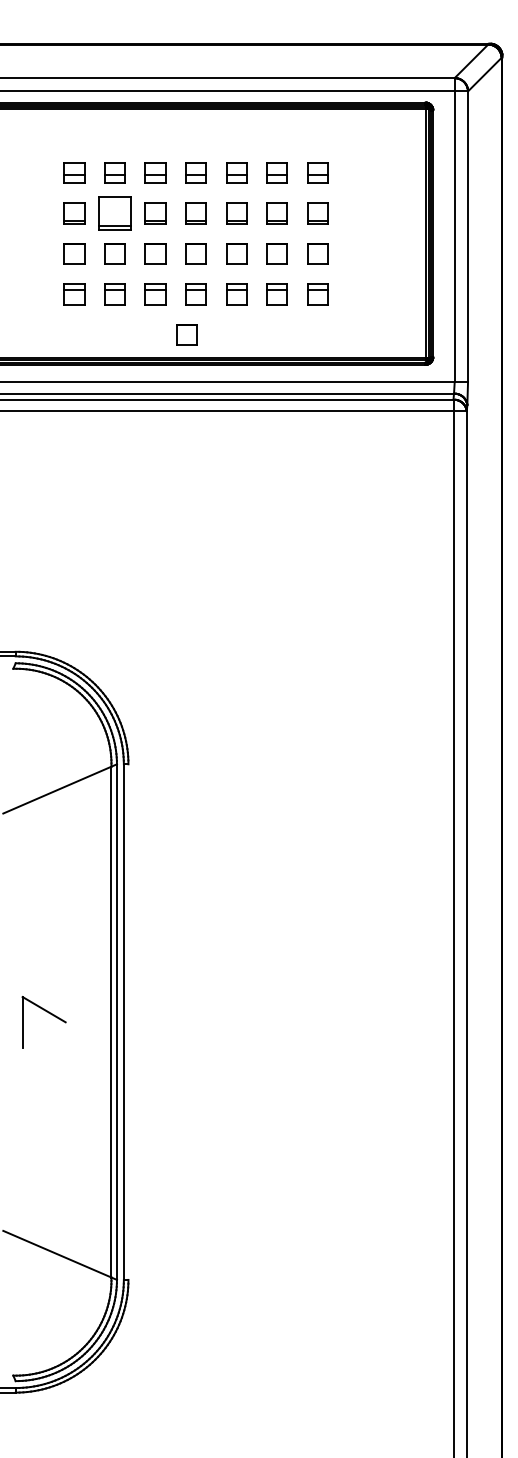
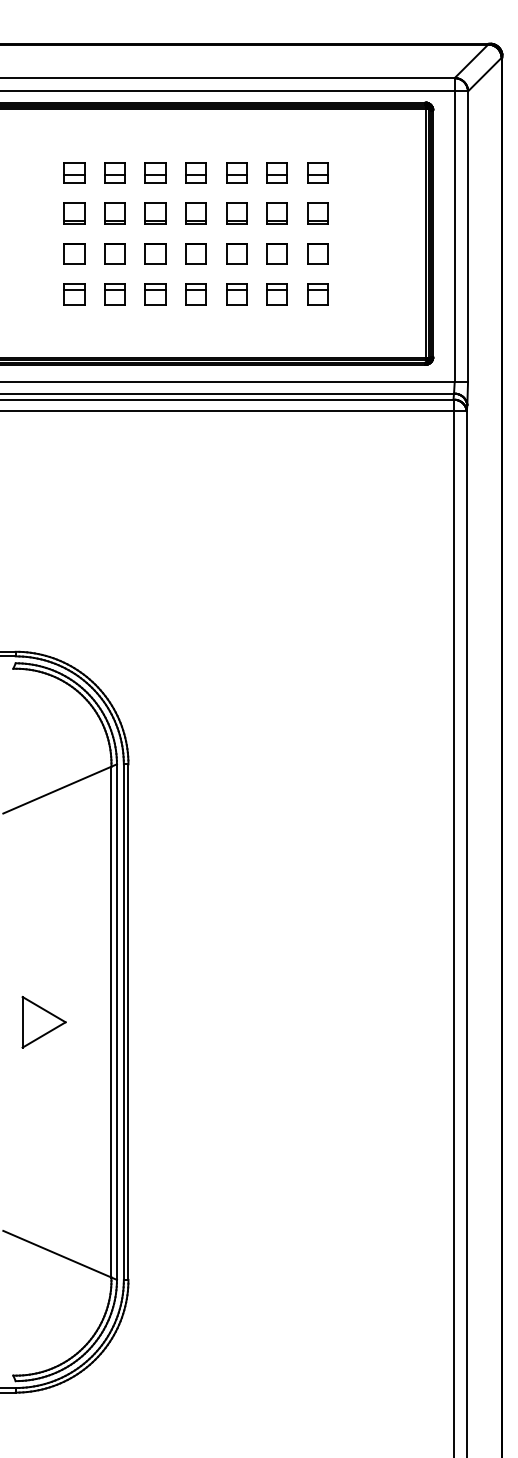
part size: 34x35 px -> 22x23 px (114, 213)
part: present -> none (186, 334)
line: none -> present (128, 1021)
line: none -> present (43, 1034)
